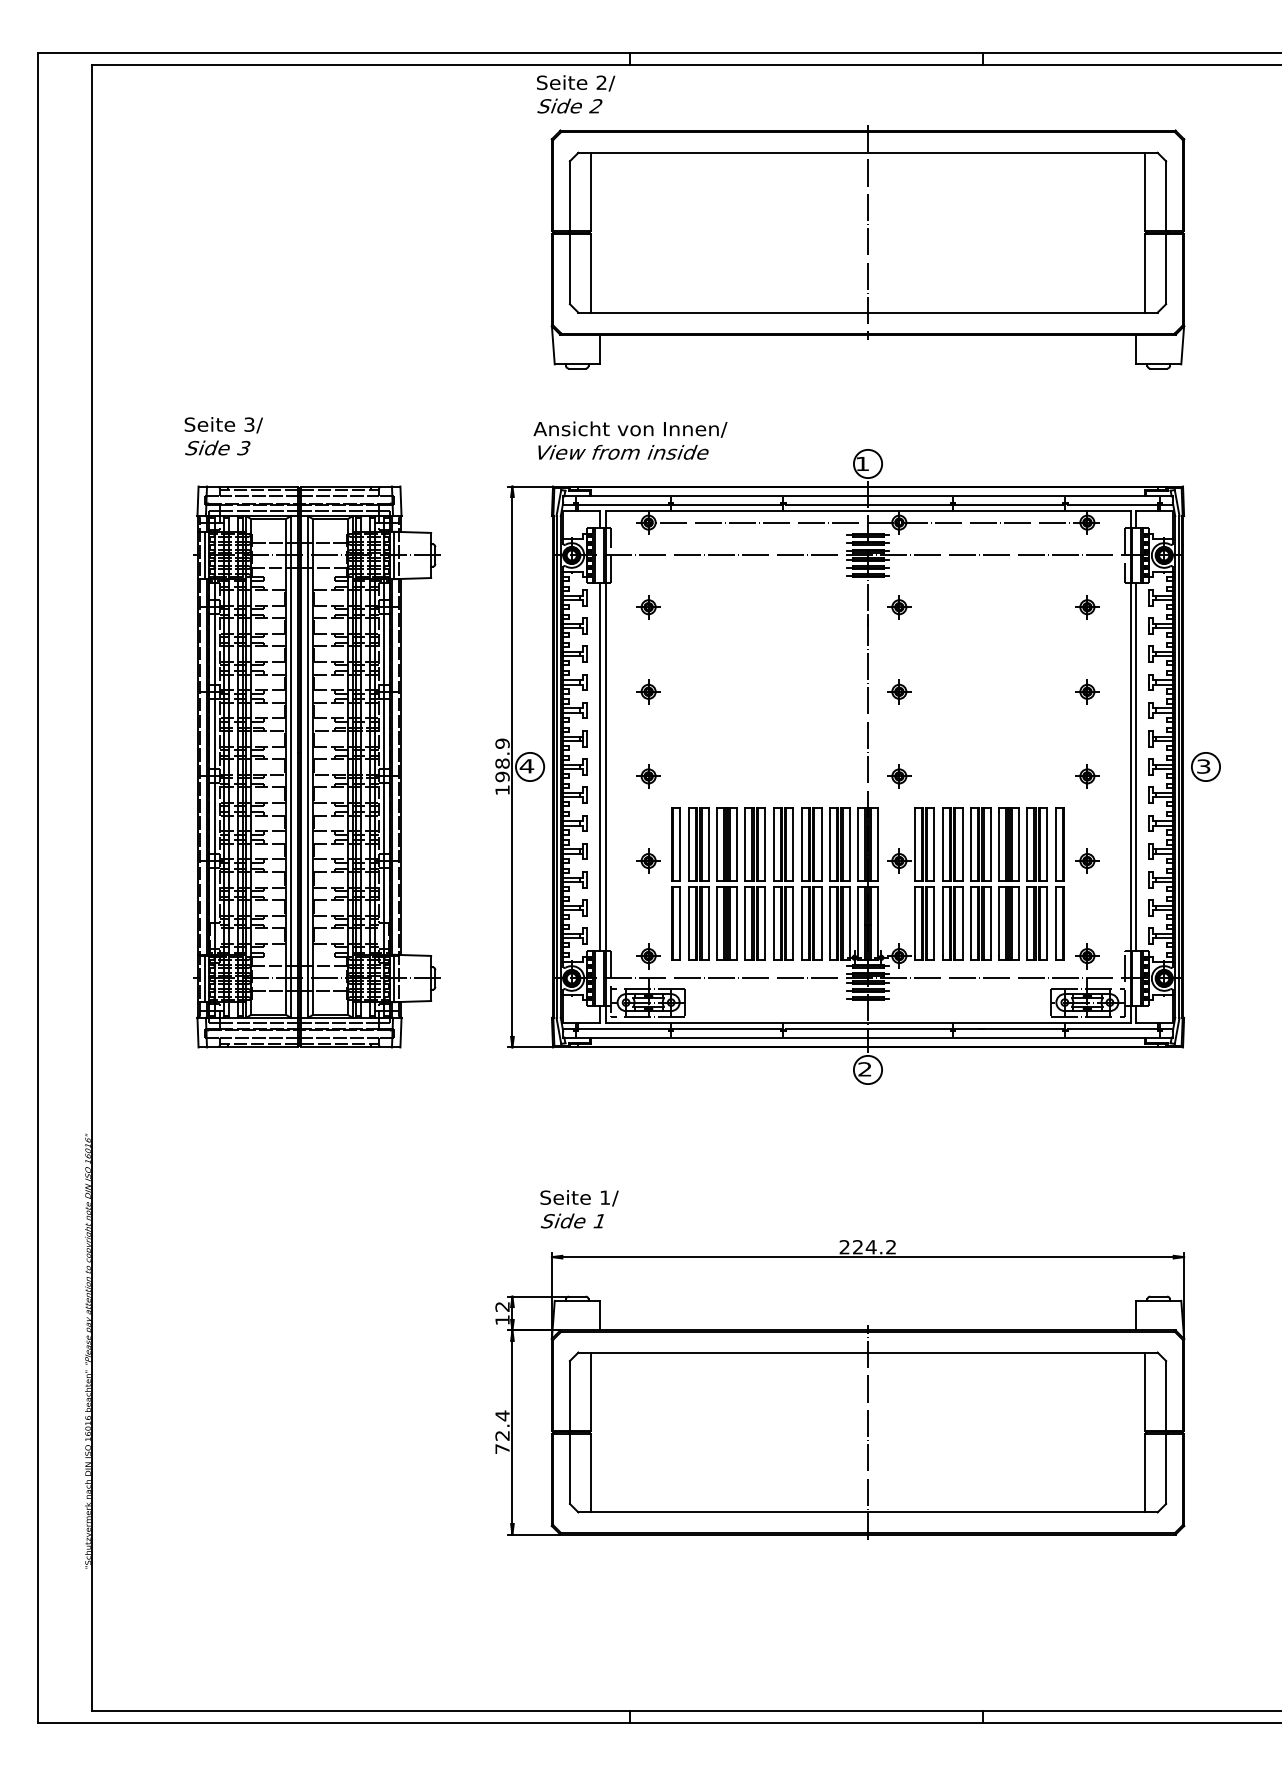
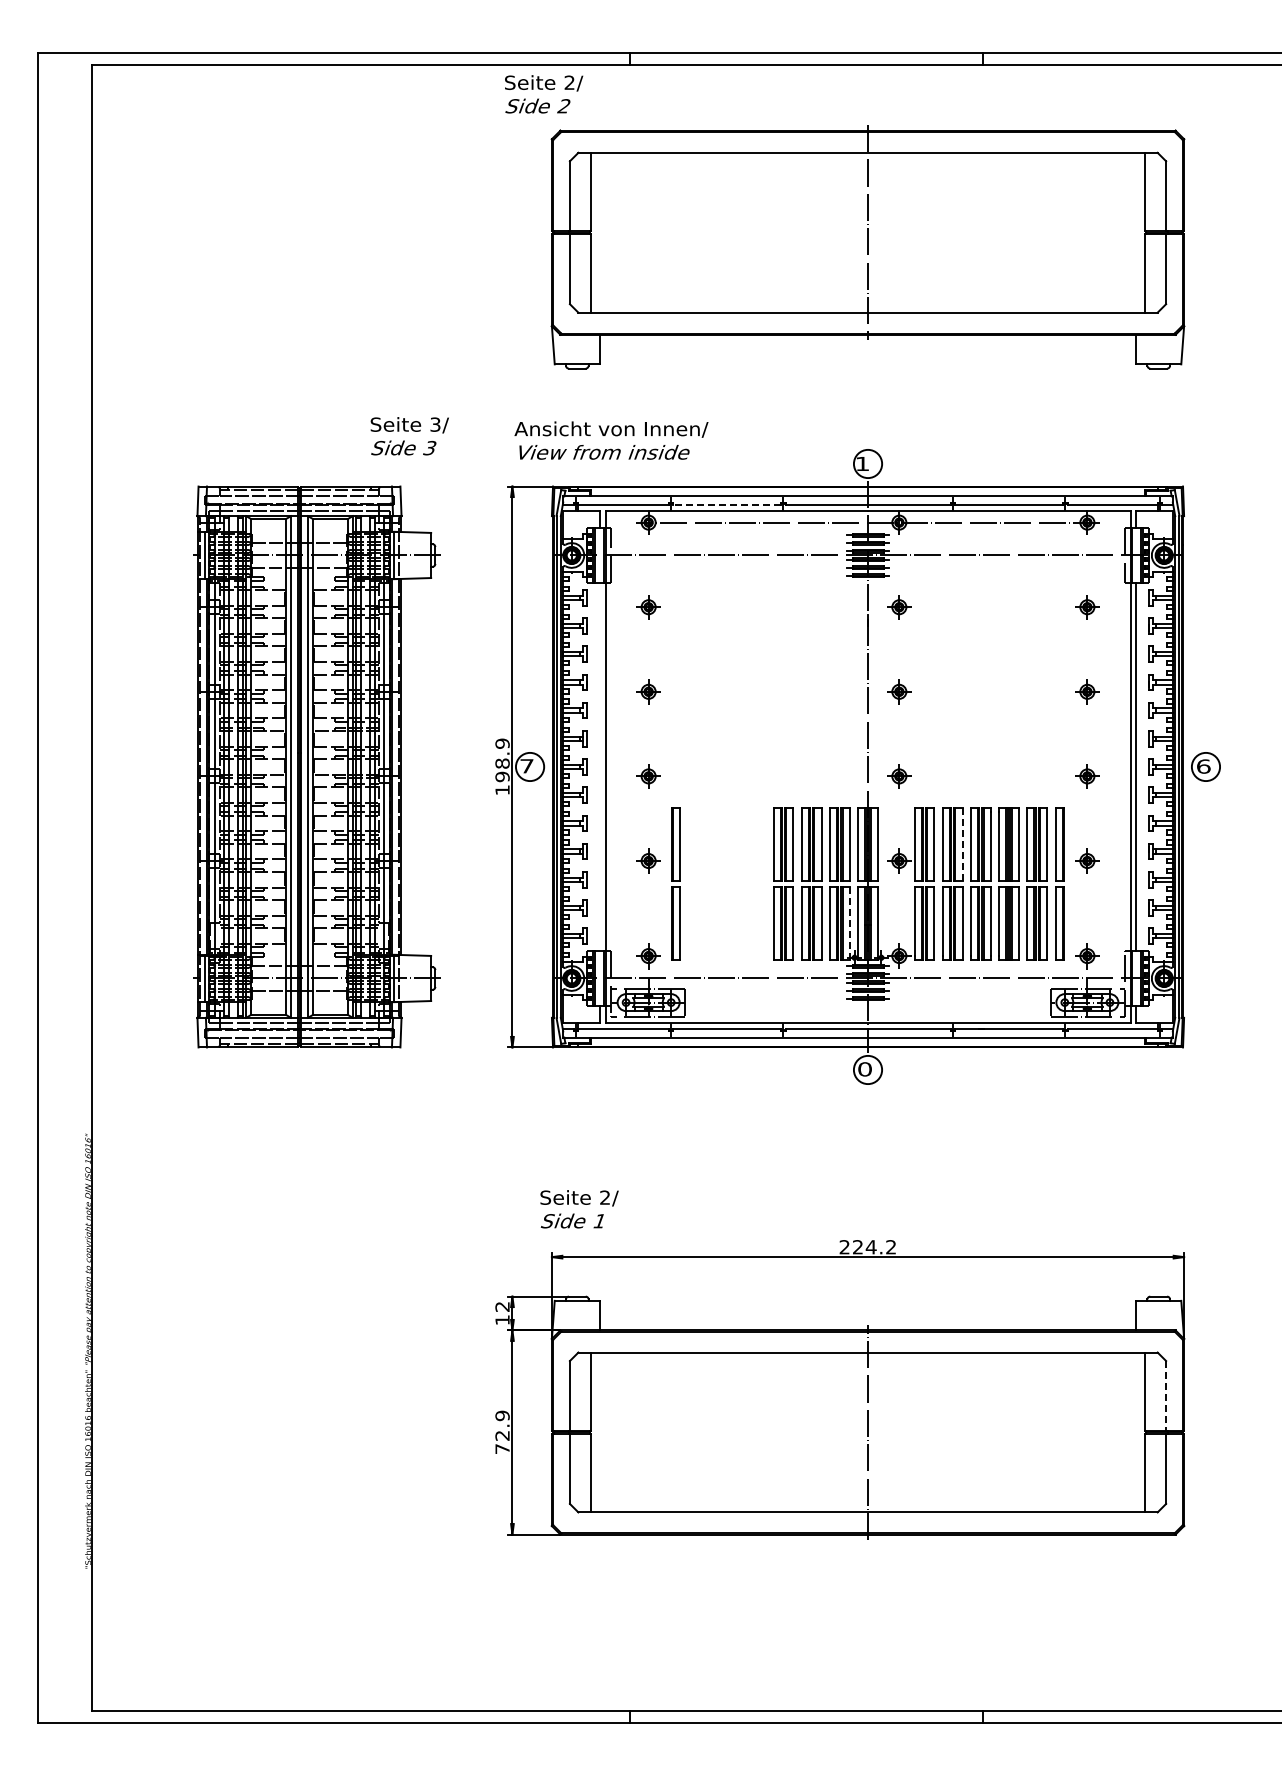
text position: (576, 94) -> (544, 94) (544, 94)
text position: (223, 436) -> (409, 436) (409, 436)
text position: (630, 440) -> (611, 440) (611, 440)
line: solid -> dashed (726, 505)
text: 4 -> 7 (526, 766)
line: present -> none (599, 766)
text: 3 -> 6 (1203, 766)
line: solid -> dashed (962, 844)
part: present -> none (726, 883)
line: solid -> dashed (849, 923)
text: 2 -> 0 (864, 1069)
text: 1/ -> 2/ (604, 1197)
line: solid -> dashed (1166, 1396)
text: 72.4 -> 72.9 (502, 1415)
